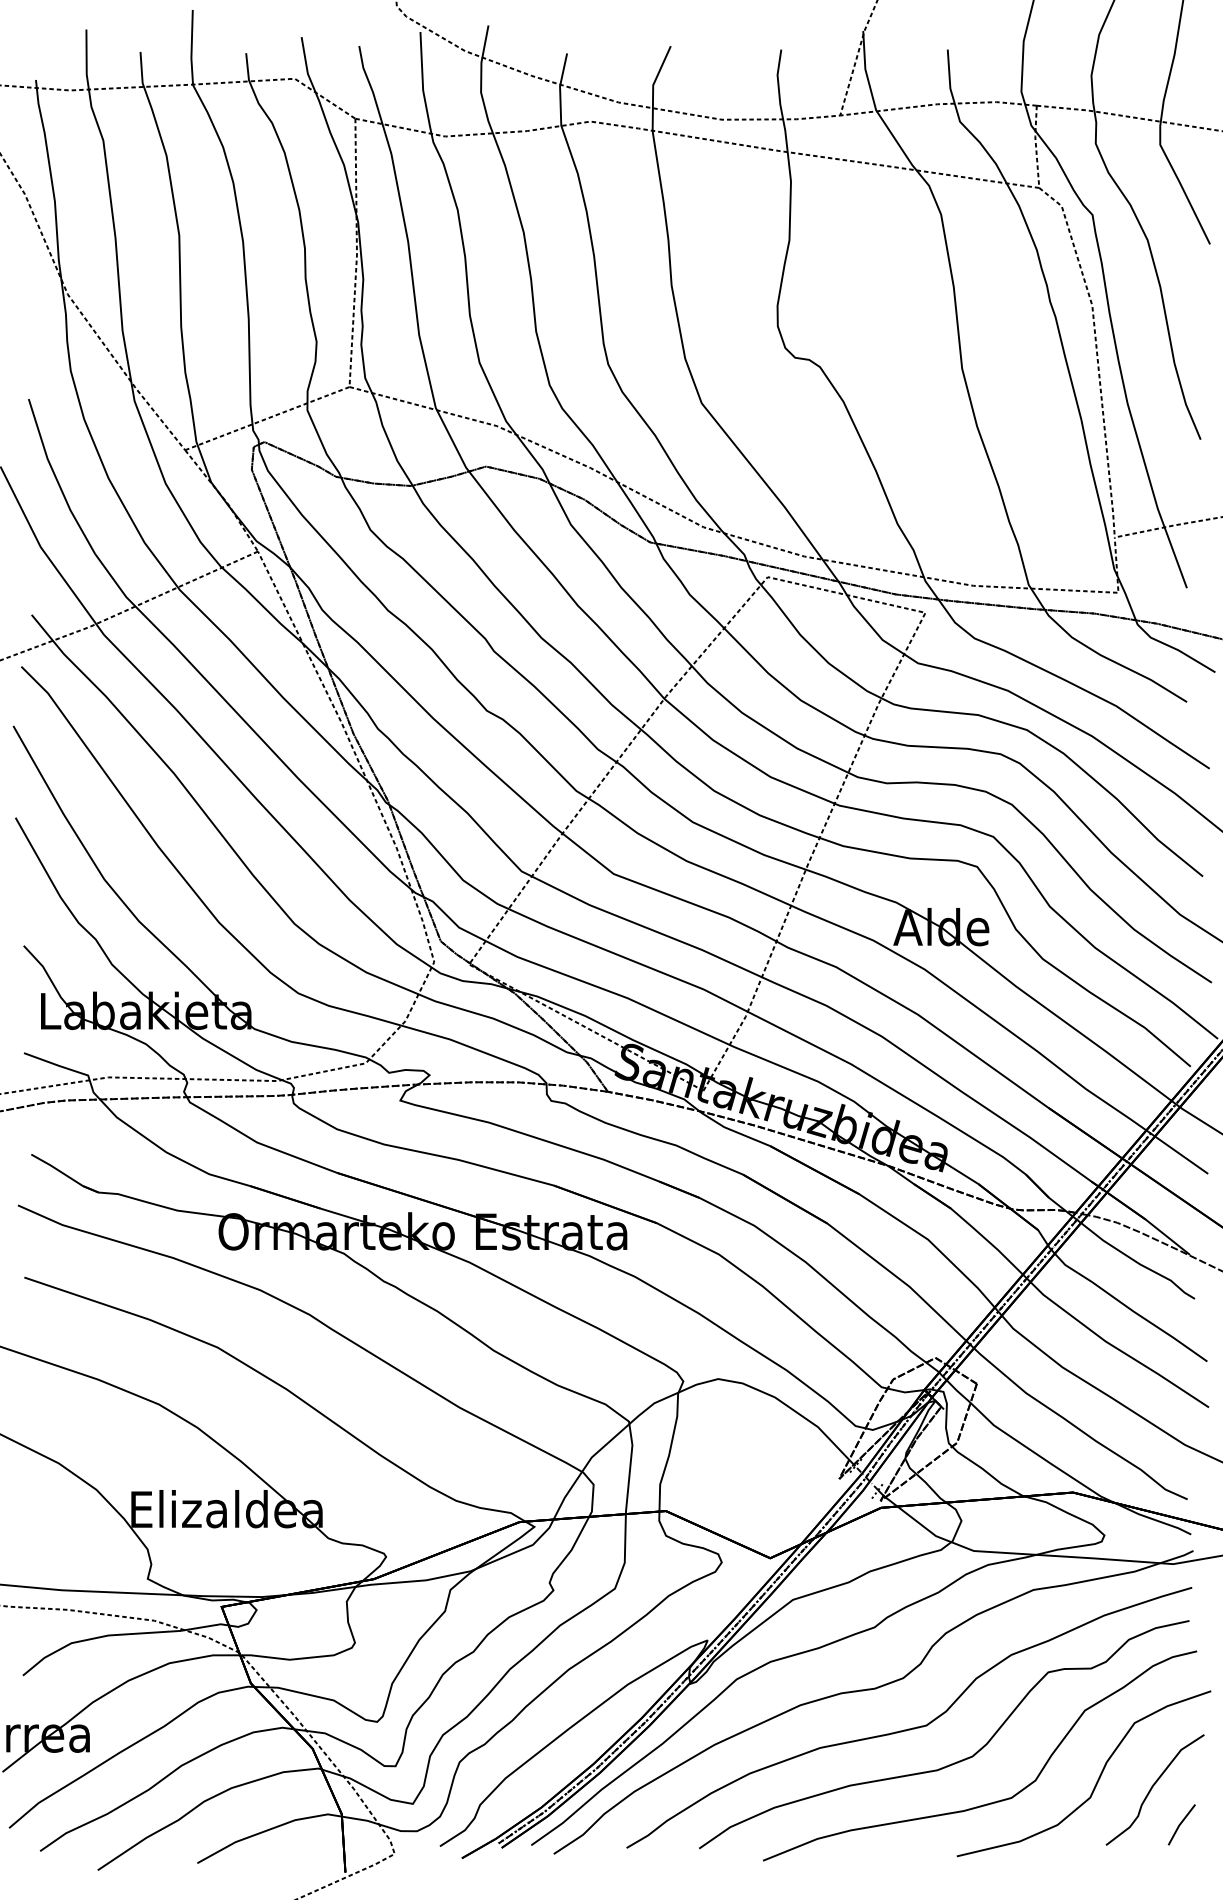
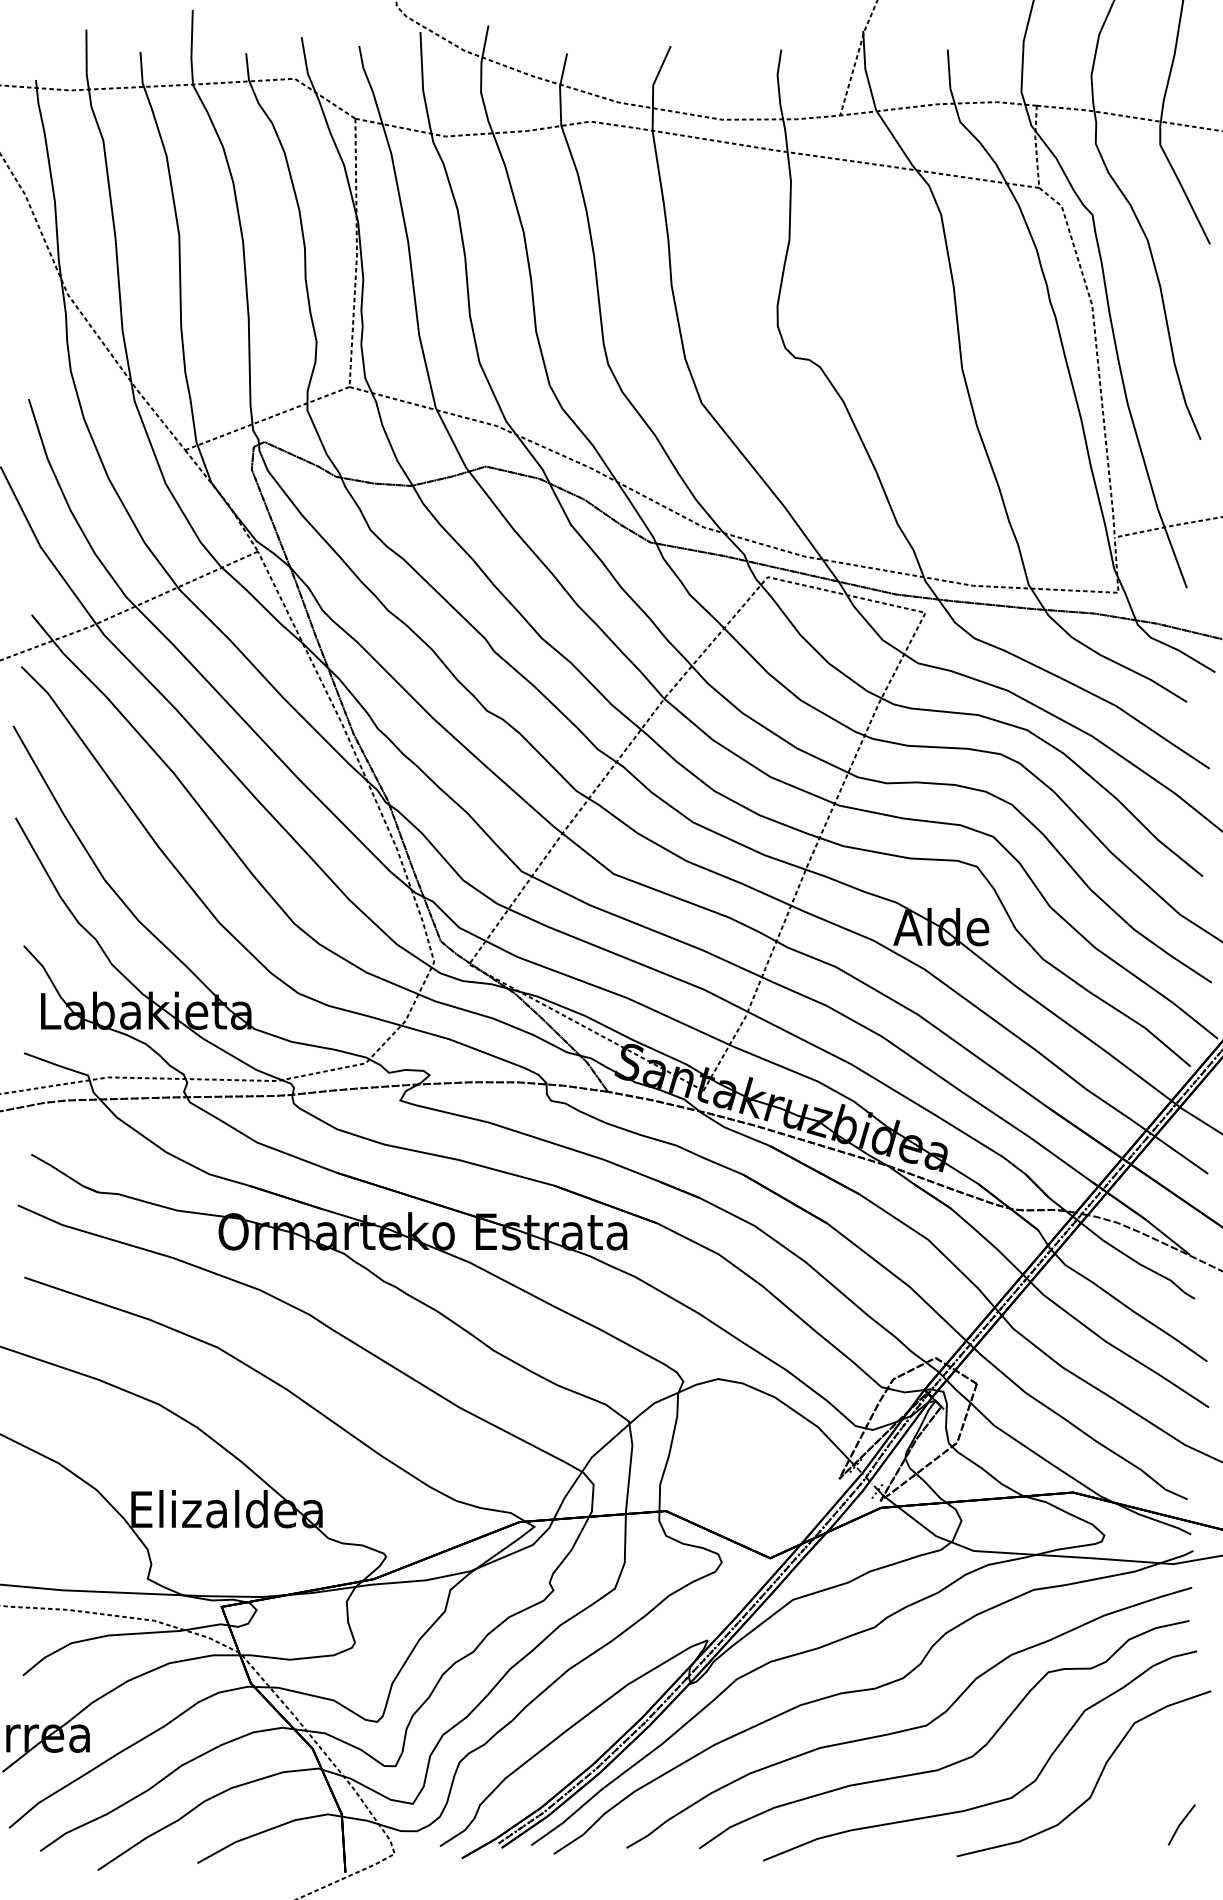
curve: present -> none (1153, 1787)
